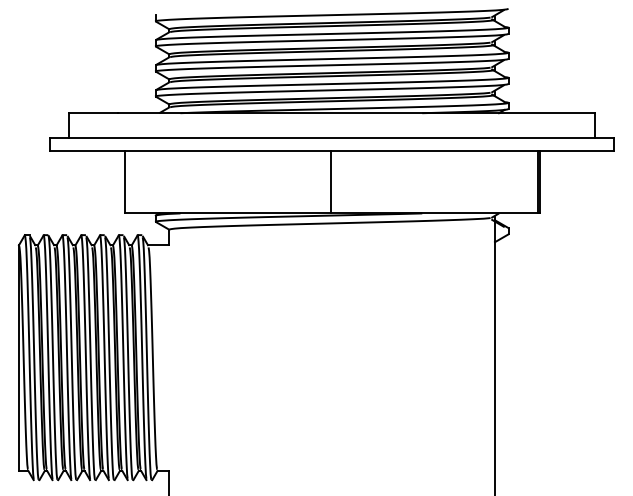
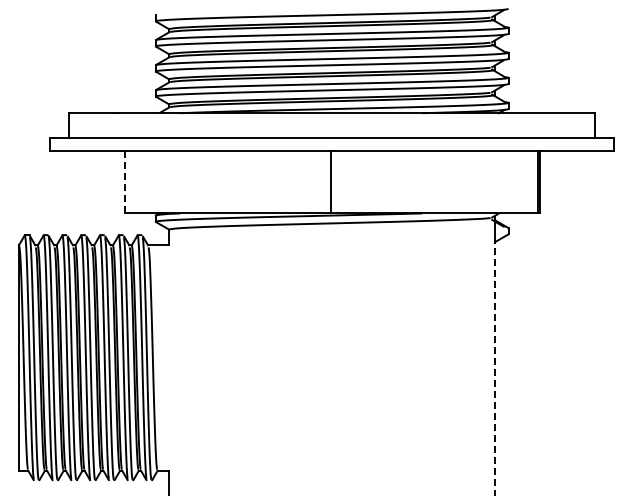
line: solid -> dashed (124, 182)
line: solid -> dashed (495, 368)
